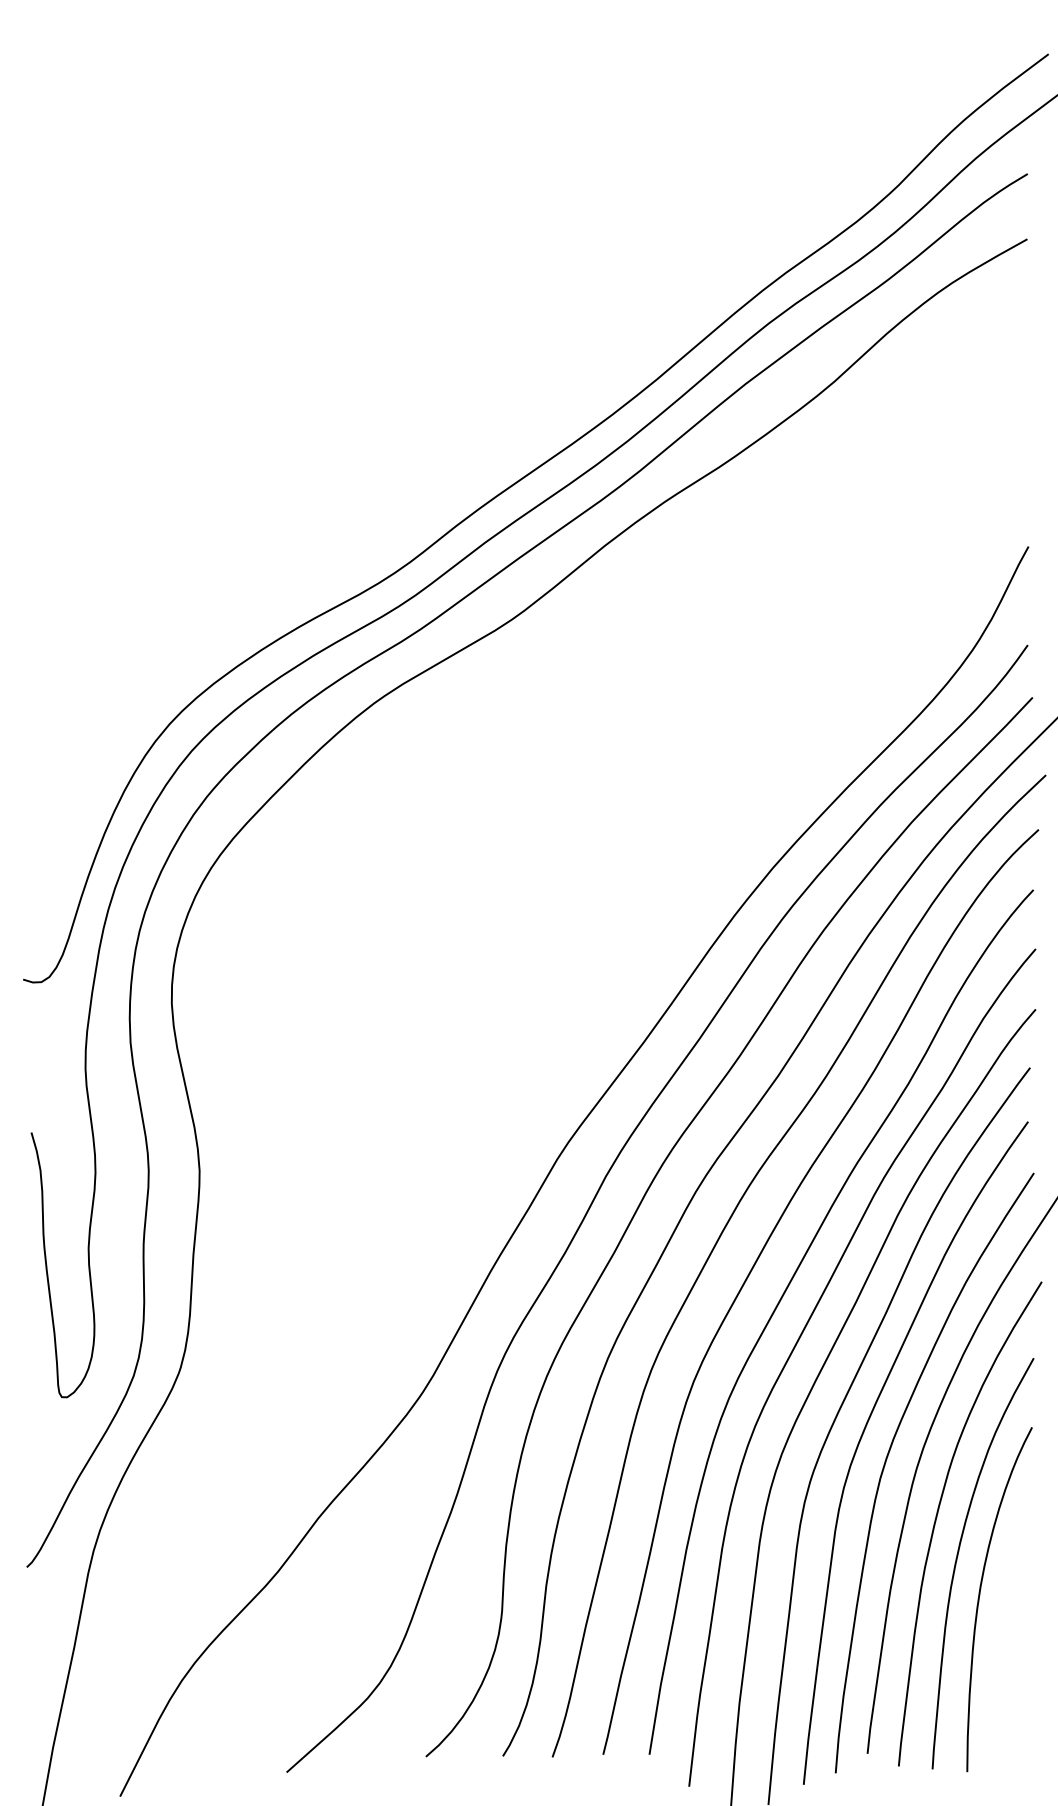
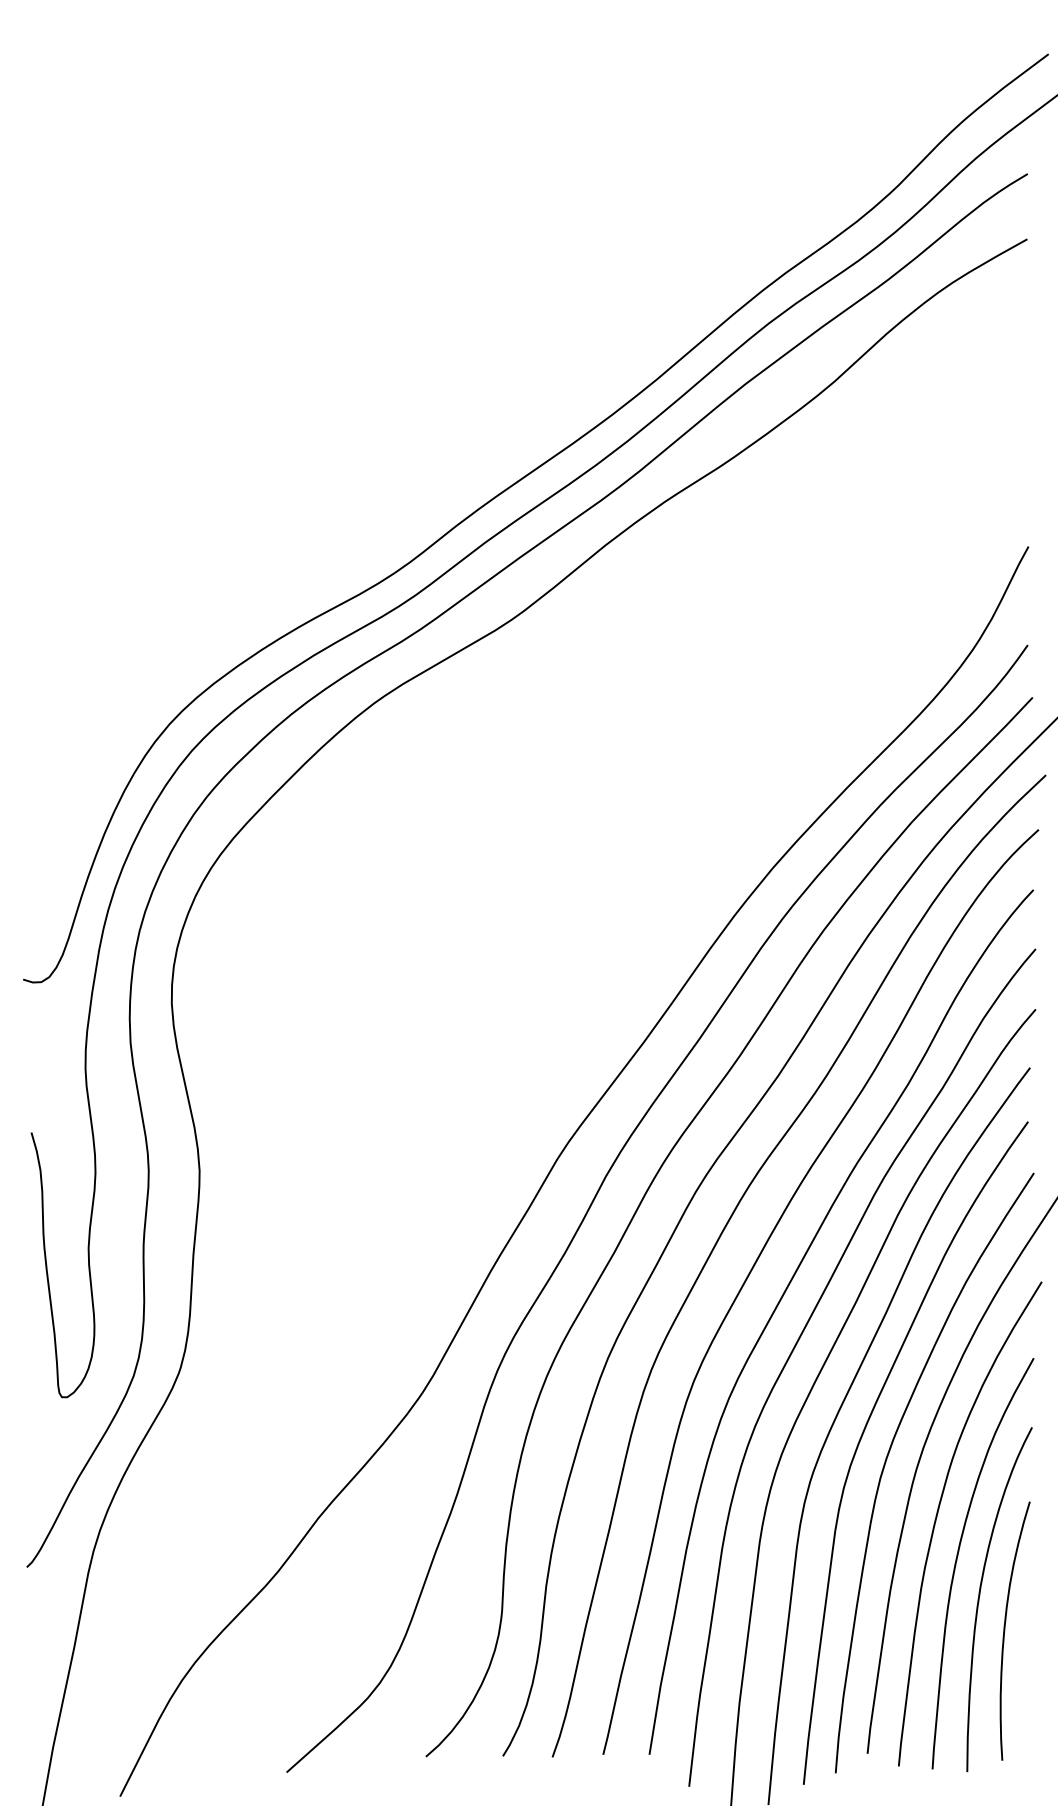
curve: none -> present (1005, 1630)
